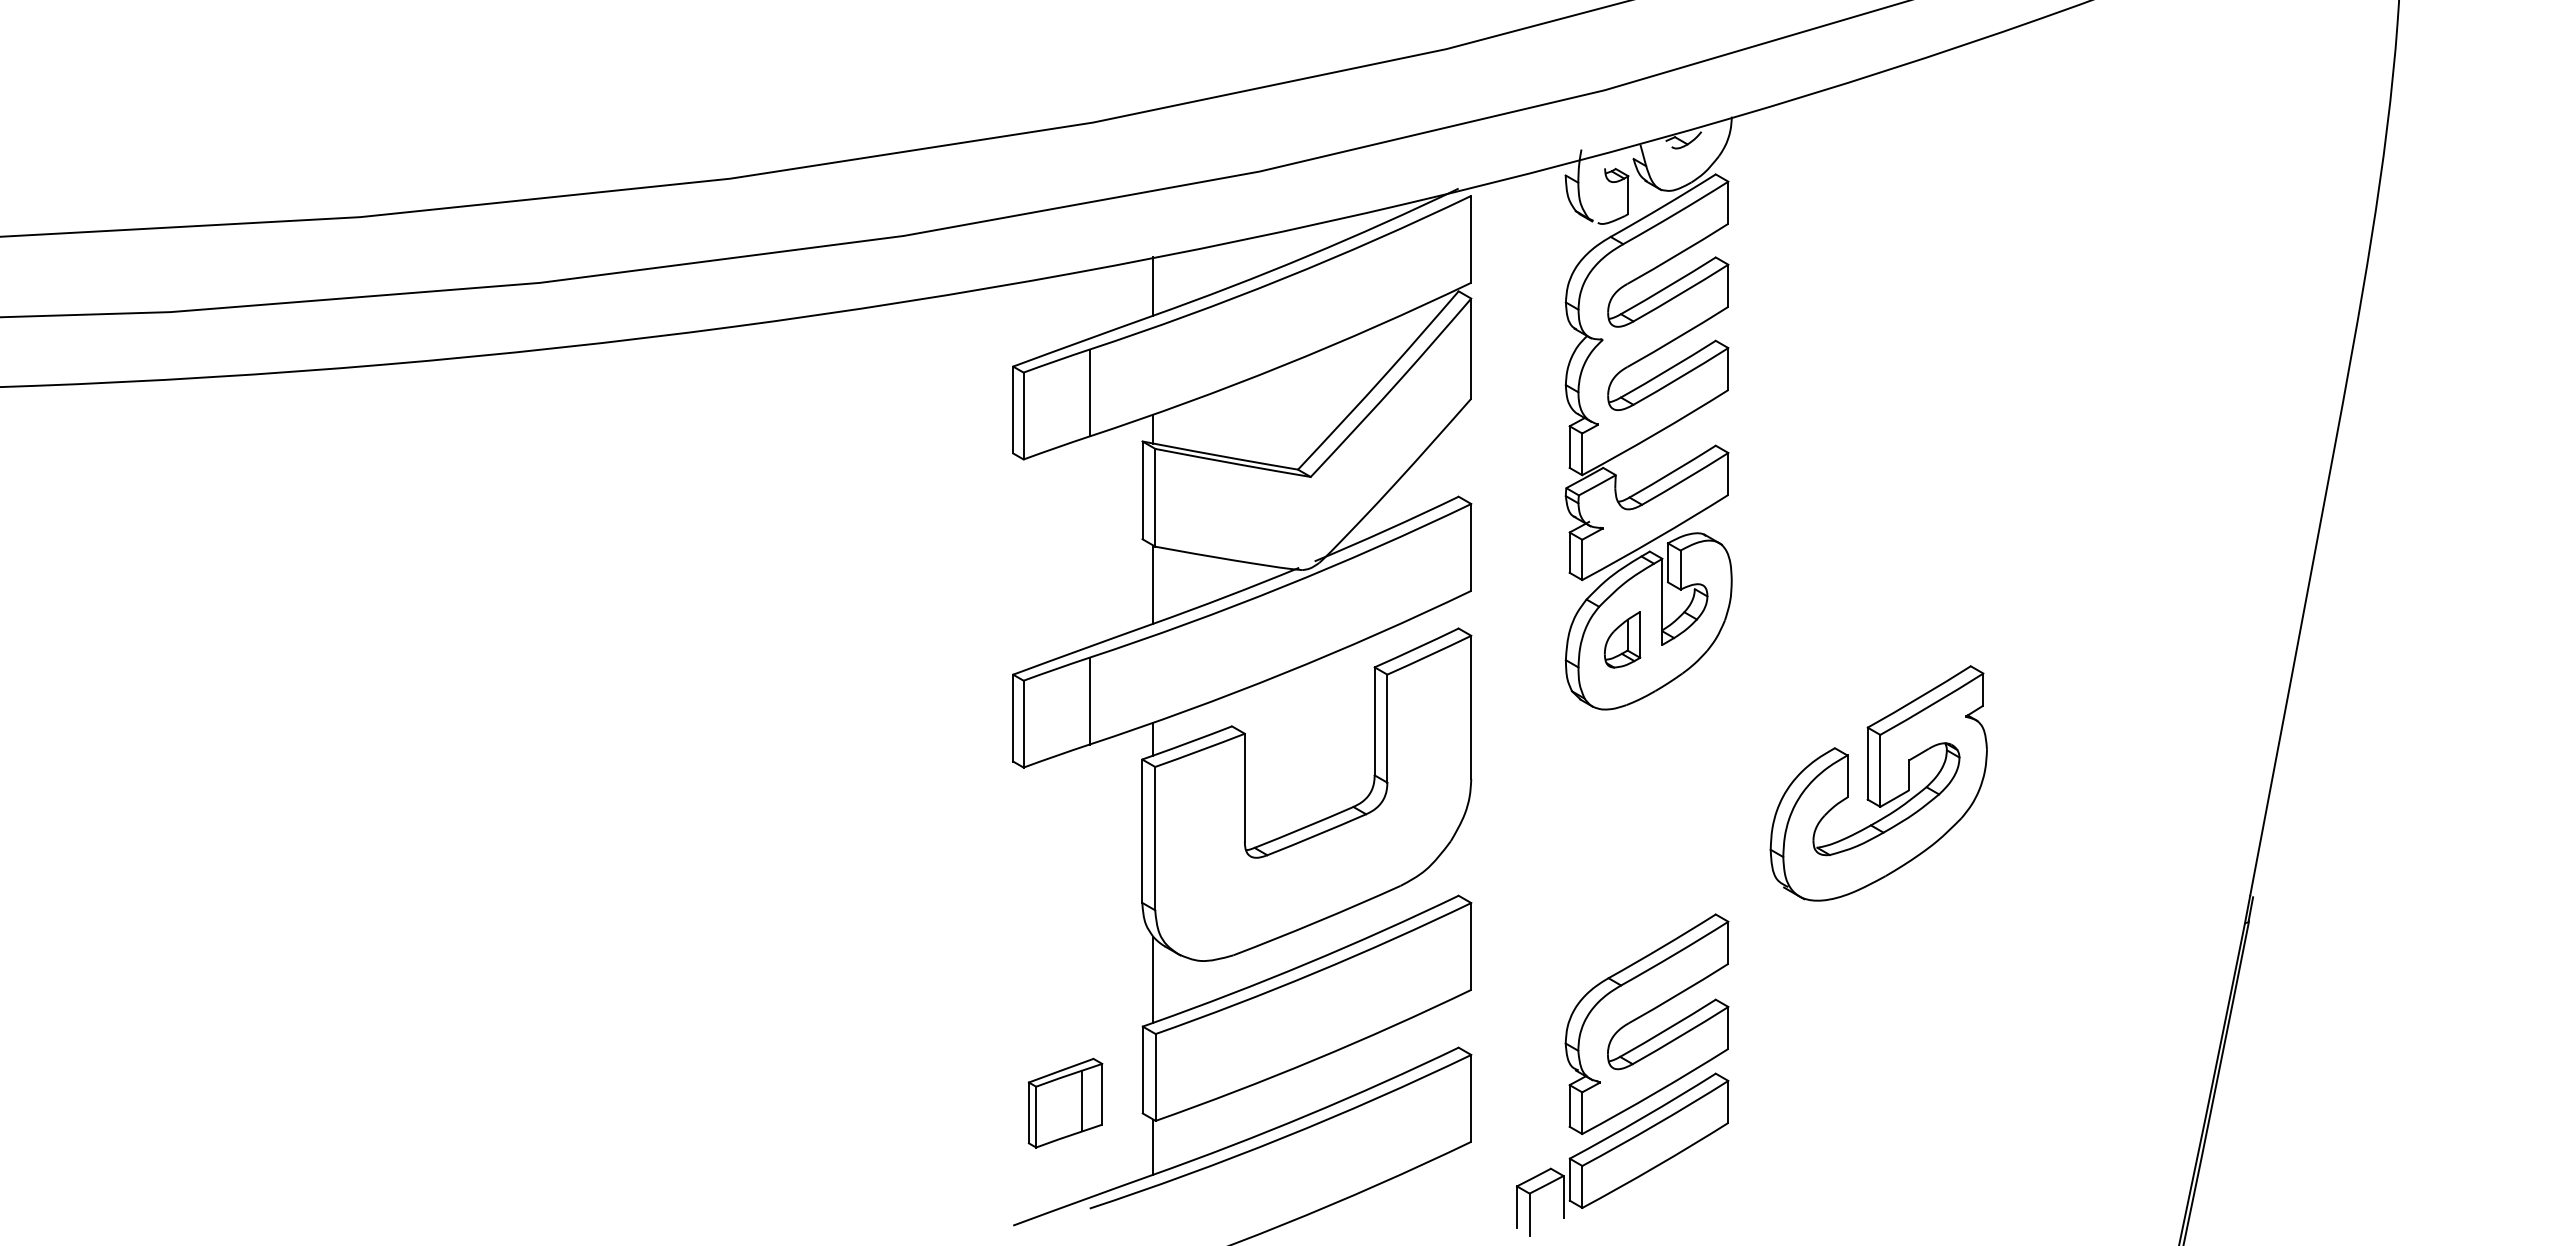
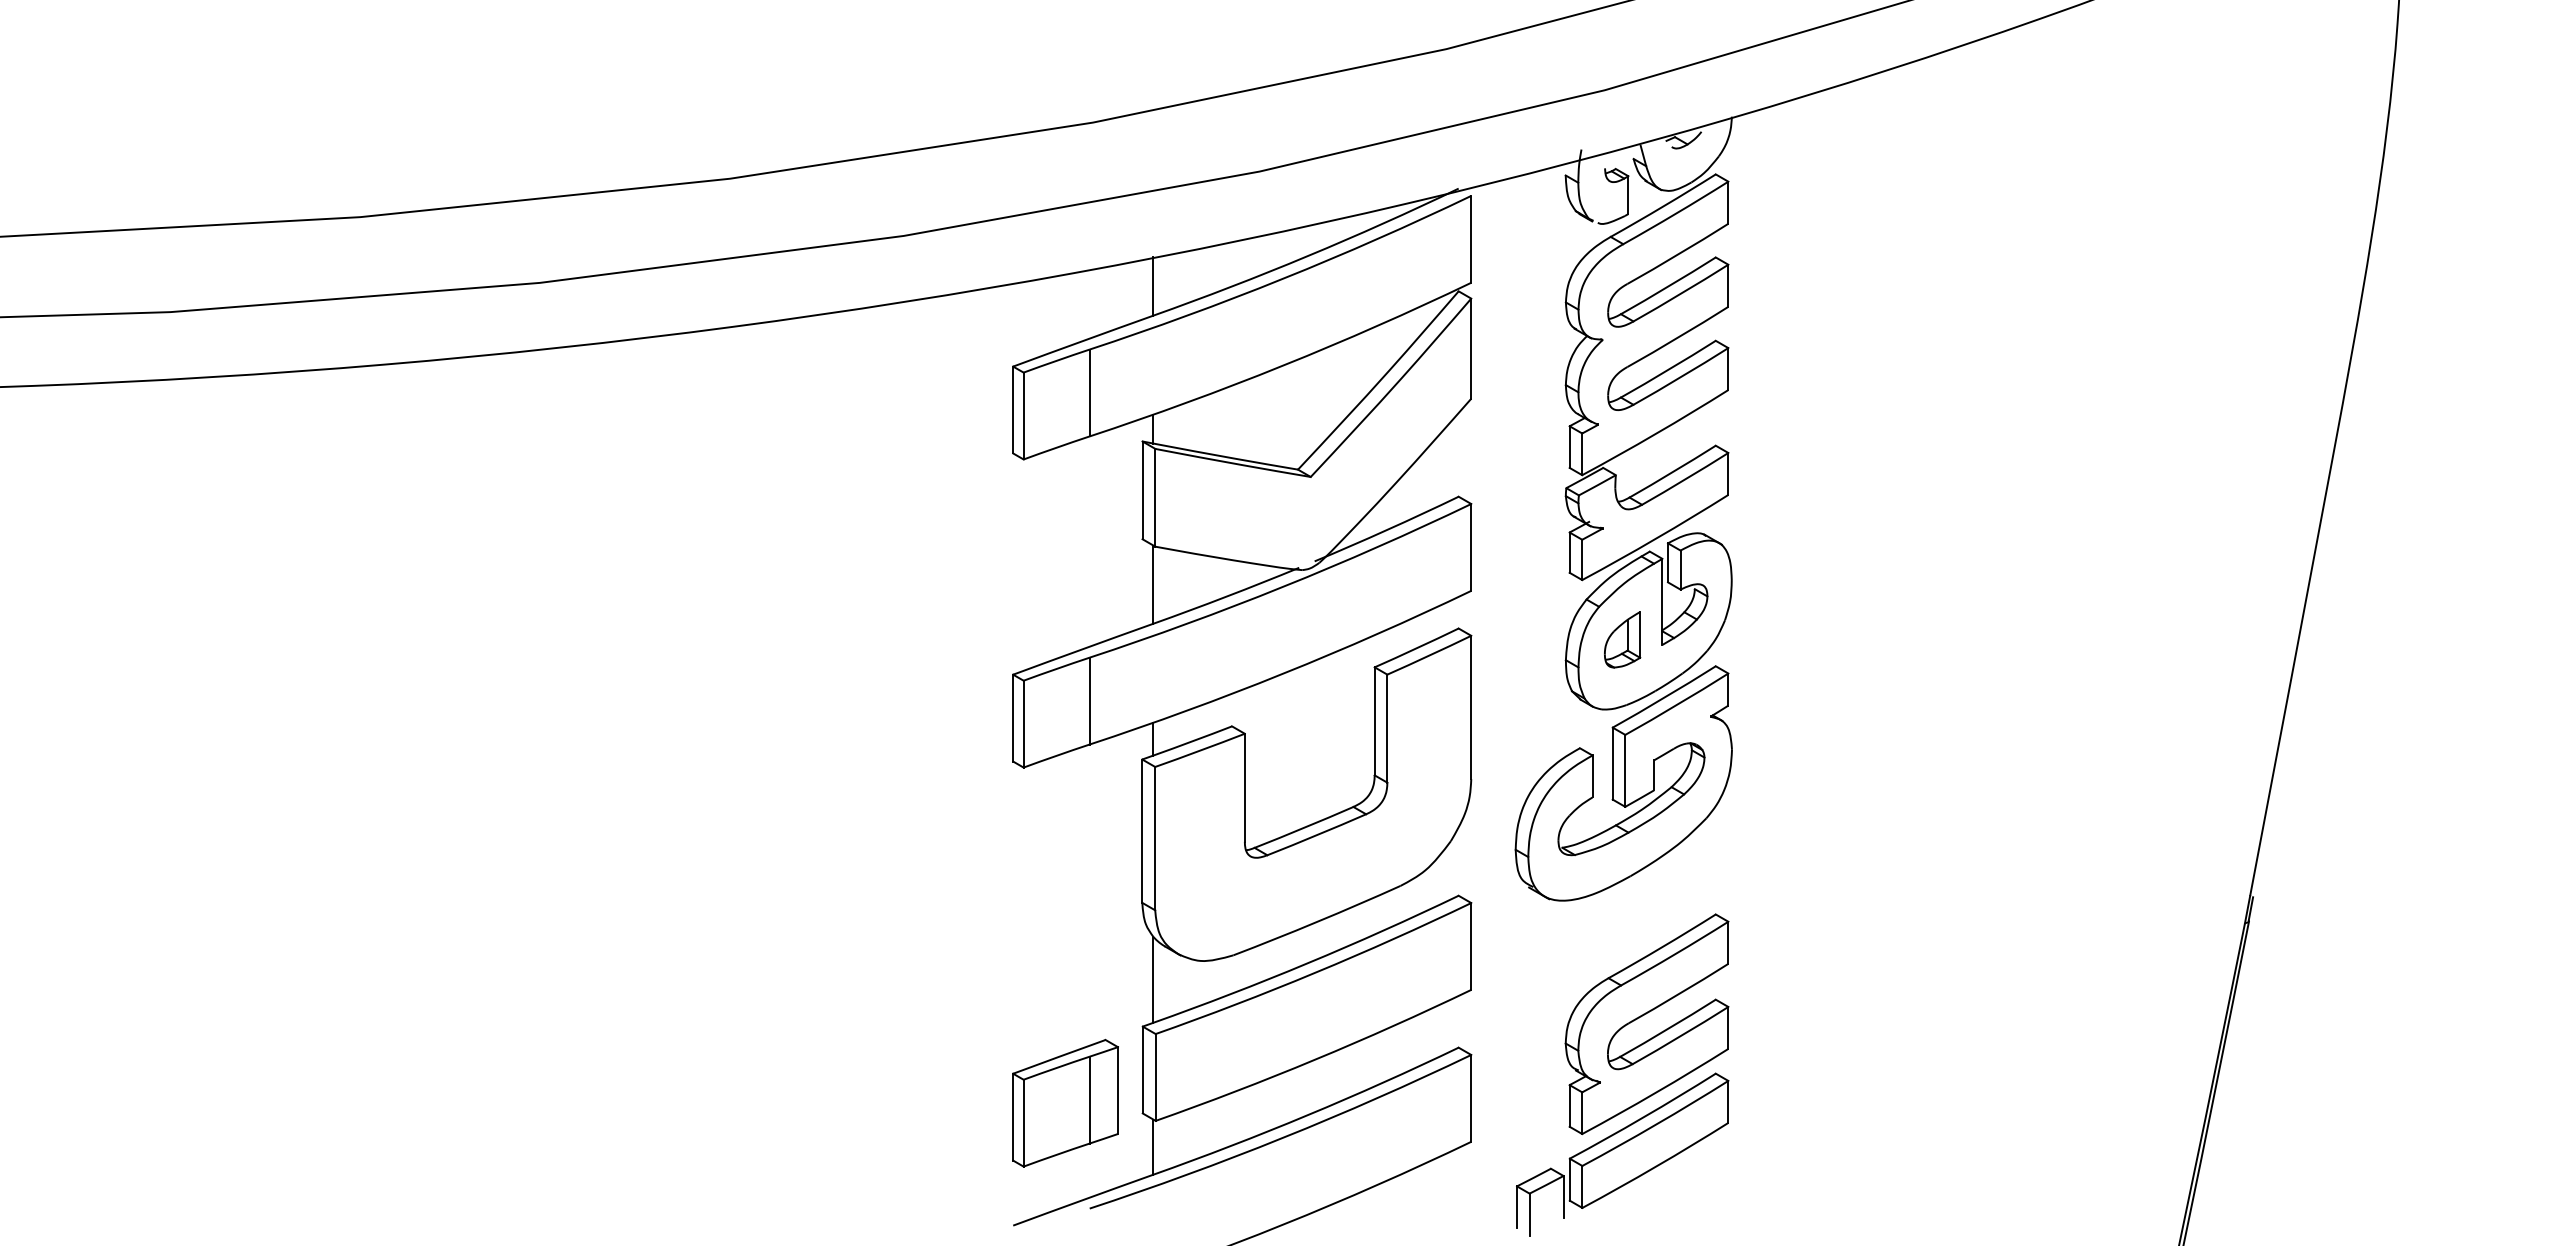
part position: (1878, 783) -> (1623, 783) (1623, 783)
part size: 77x92 px -> 107x130 px (1065, 1102)
